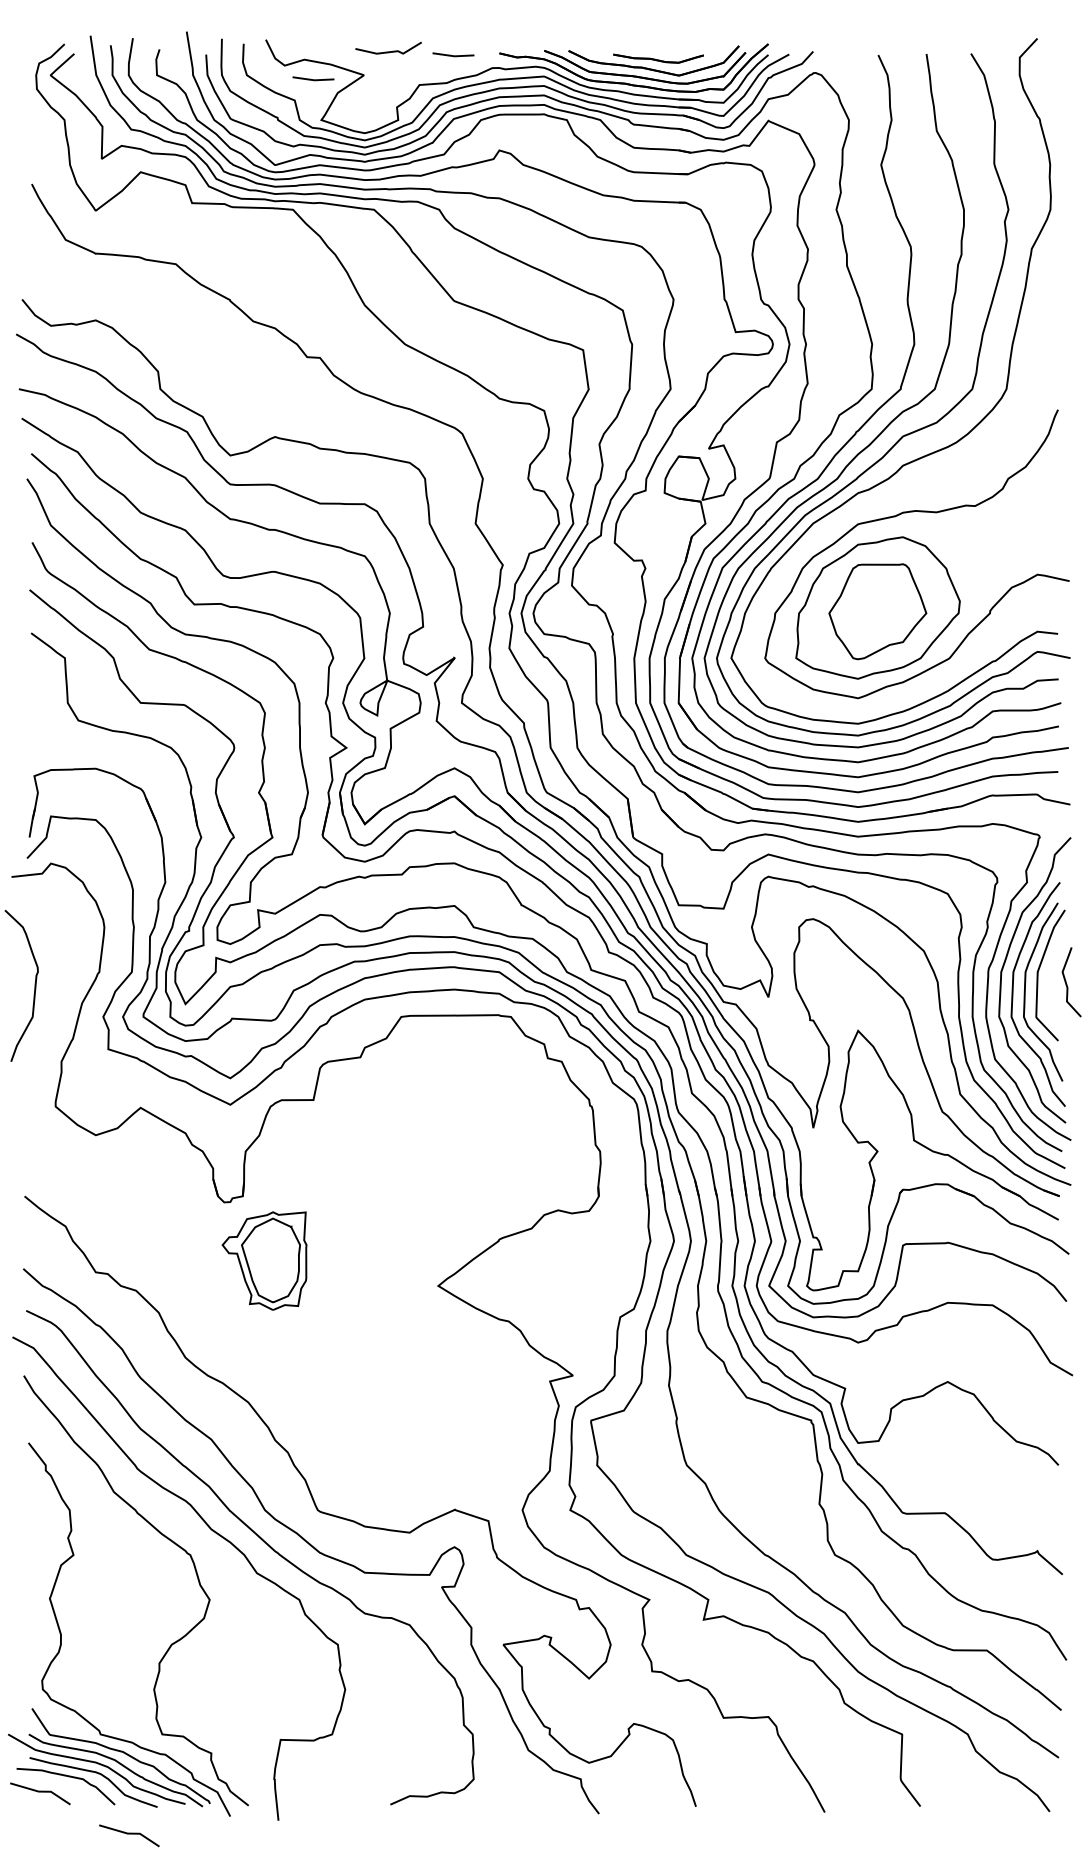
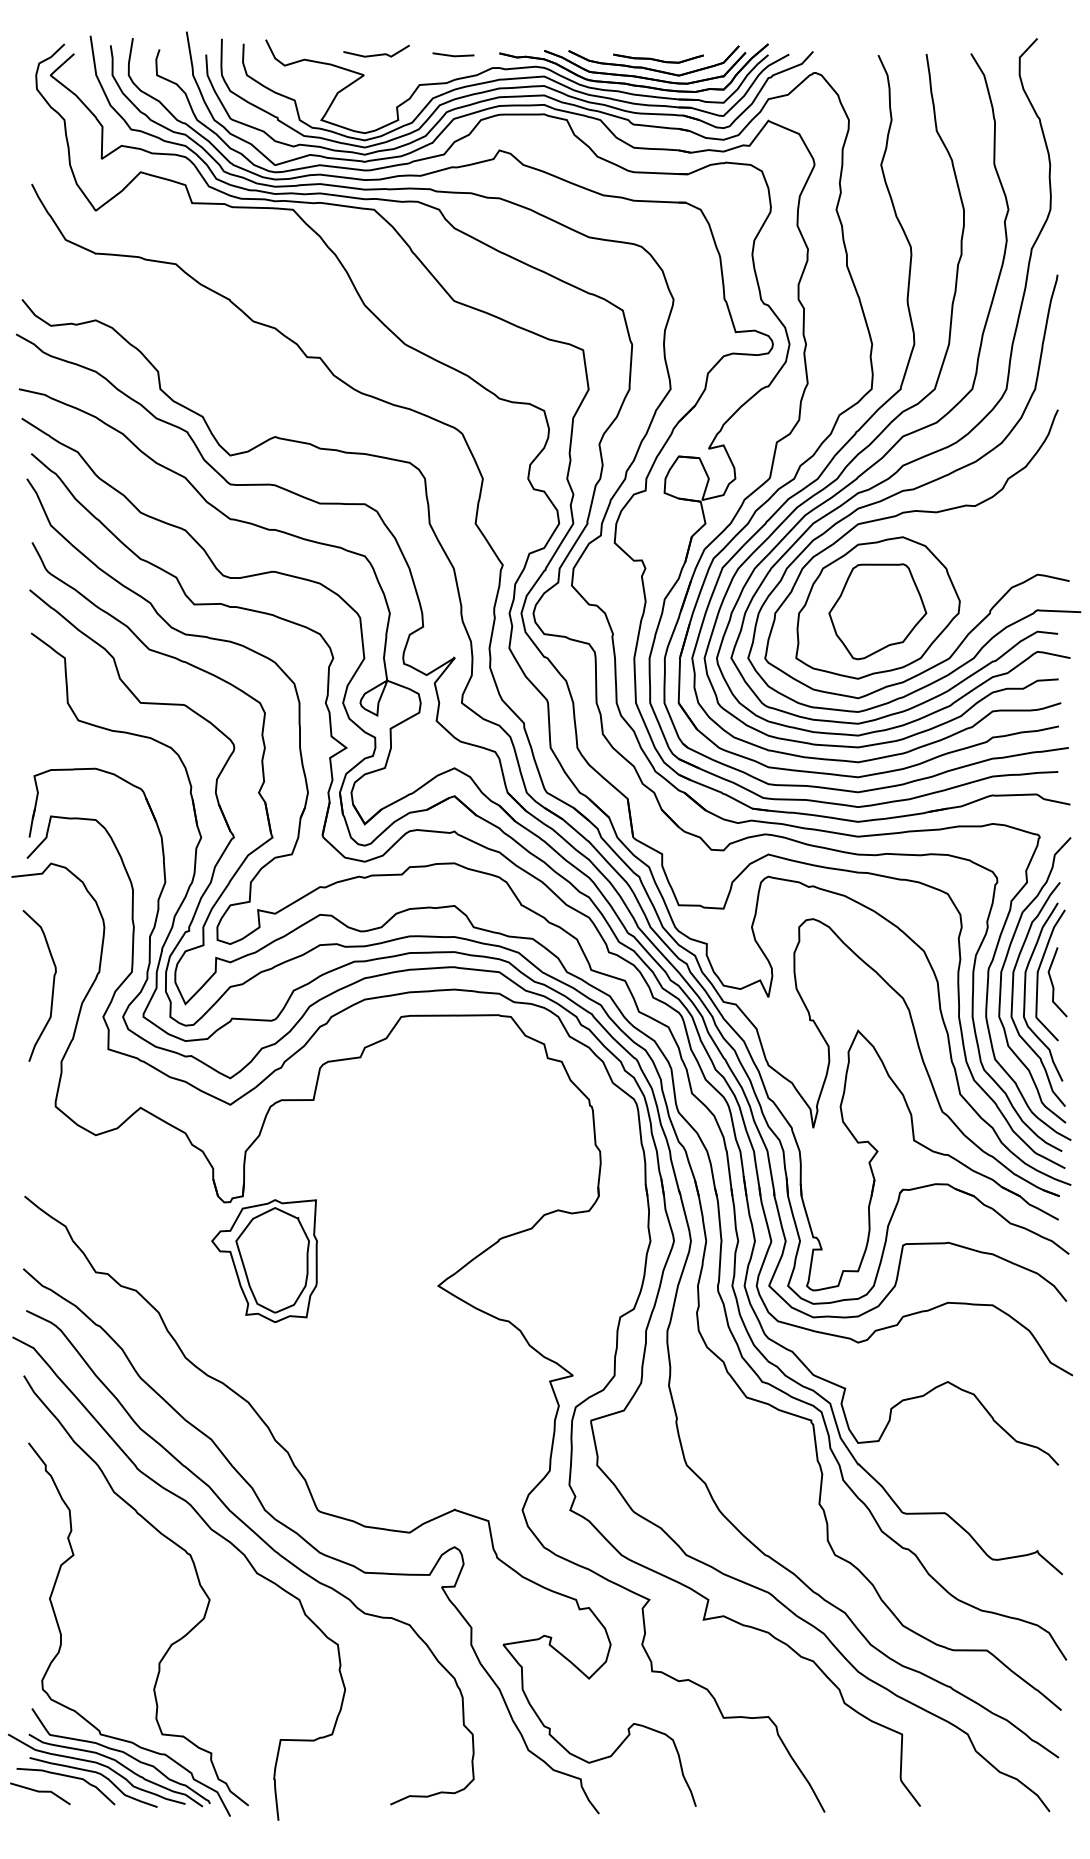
line position: (388, 51) -> (376, 54) (376, 54)
line: present -> none (313, 79)
curve: none -> present (913, 490)
curve position: (1067, 984) -> (1053, 984) (1053, 984)
curve position: (34, 985) -> (52, 985) (52, 985)
part size: 87x100 px -> 107x124 px (264, 1260)
line: present -> none (129, 1834)
